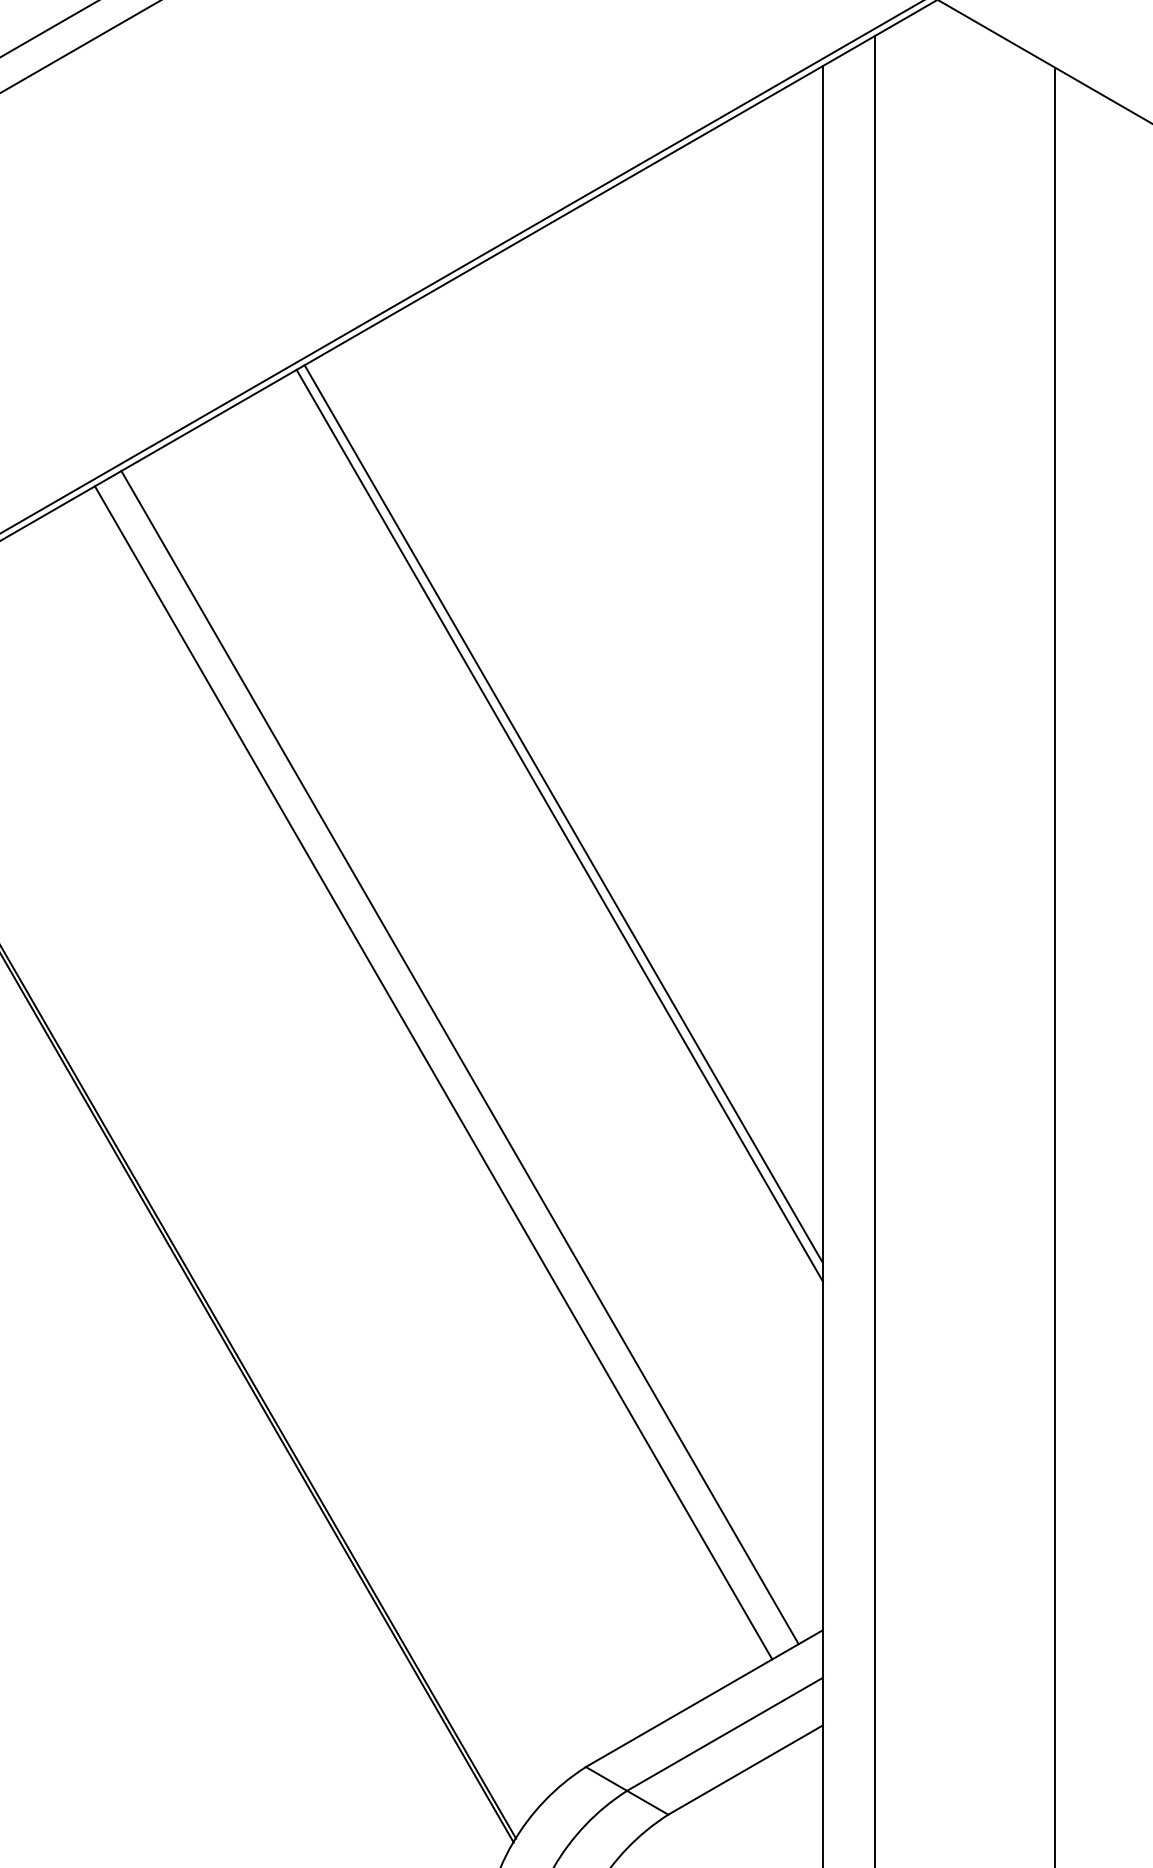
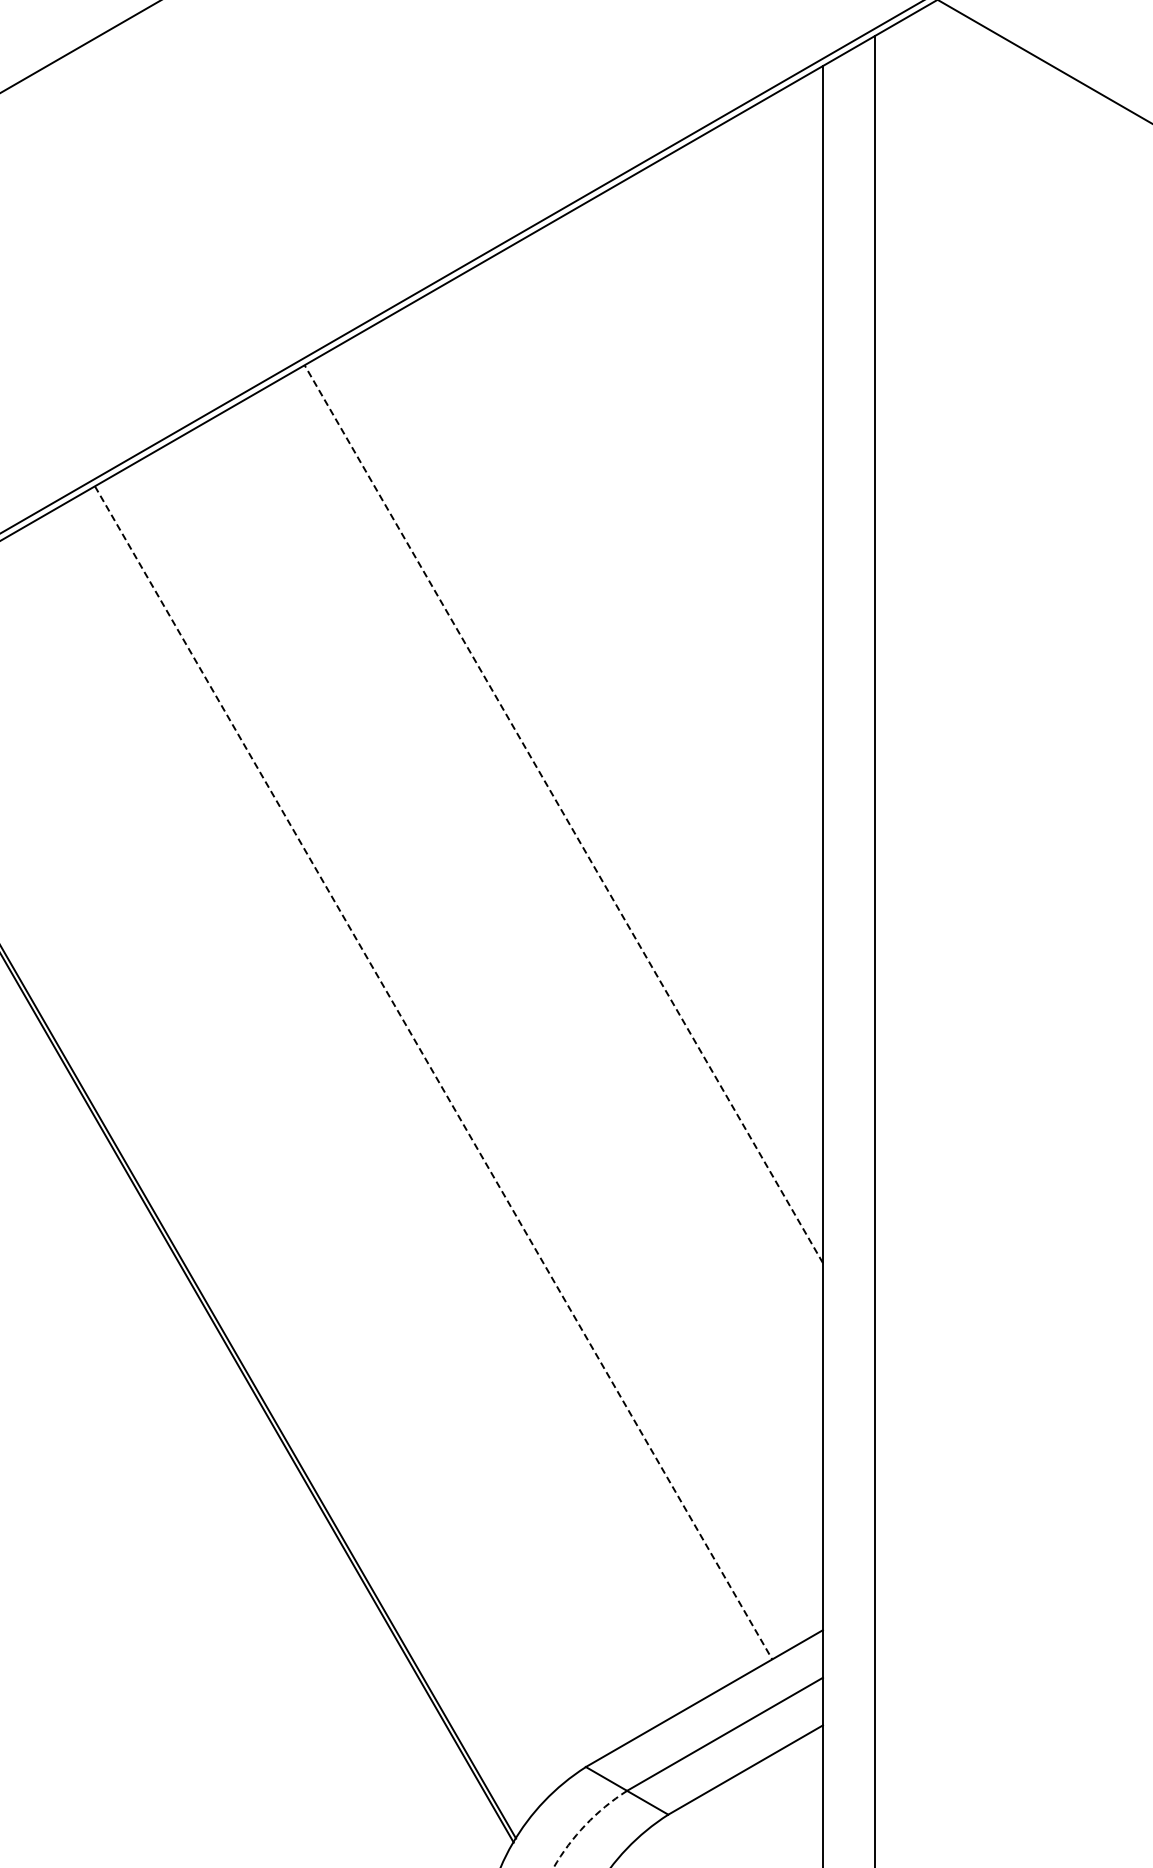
line: present -> none (49, 29)
line: solid -> dashed (563, 813)
line: present -> none (559, 825)
line: present -> none (1054, 965)
line: present -> none (459, 1057)
line: solid -> dashed (433, 1073)
arc: solid -> dashed (585, 1825)
